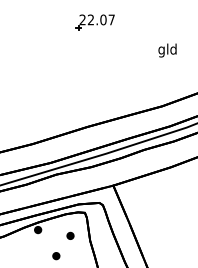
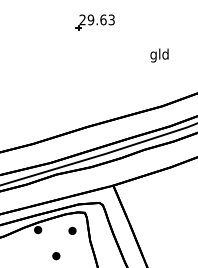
text: 22.07 -> 29.63 (100, 19)
text position: (167, 50) -> (159, 55) (159, 55)
part position: (70, 235) -> (72, 230) (72, 230)
